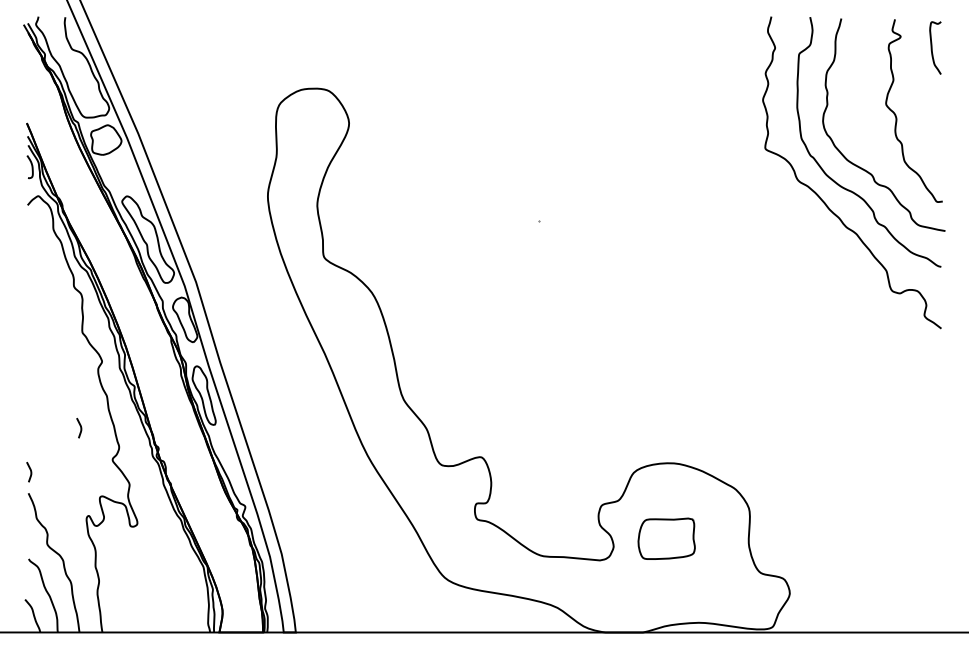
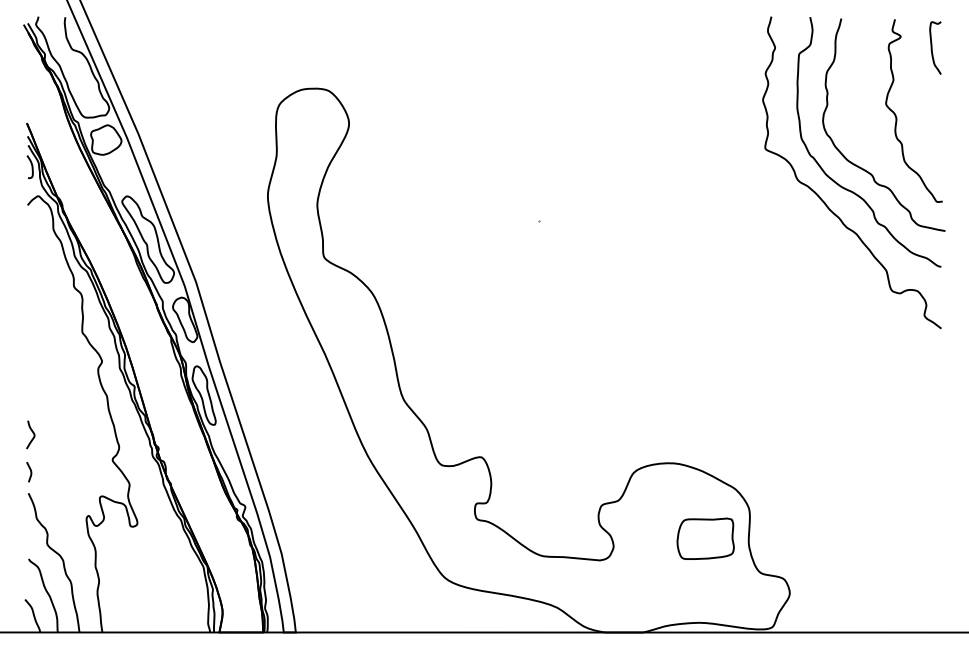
curve: present -> none (80, 428)
curve: none -> present (32, 433)
part position: (666, 538) -> (705, 538) (705, 538)
